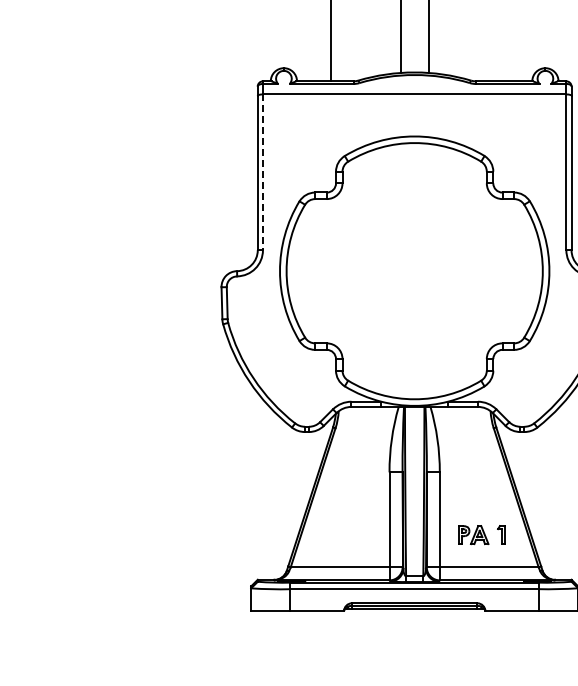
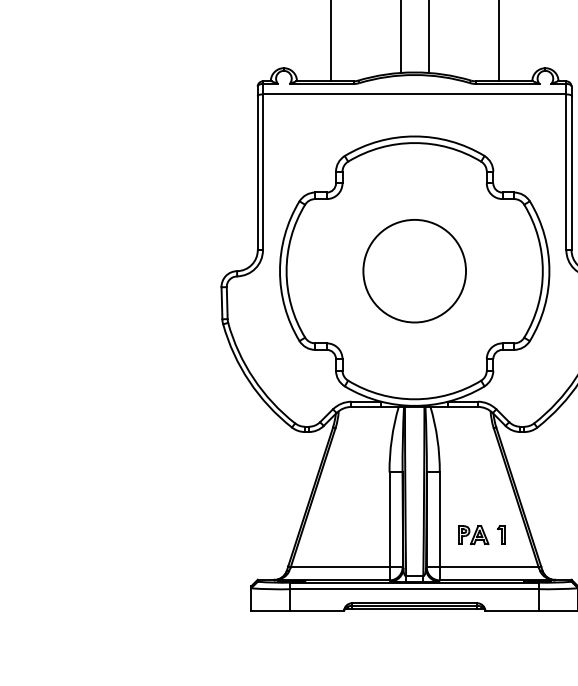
line: none -> present (498, 41)
line: dashed -> solid (262, 172)
circle: none -> present (414, 271)
